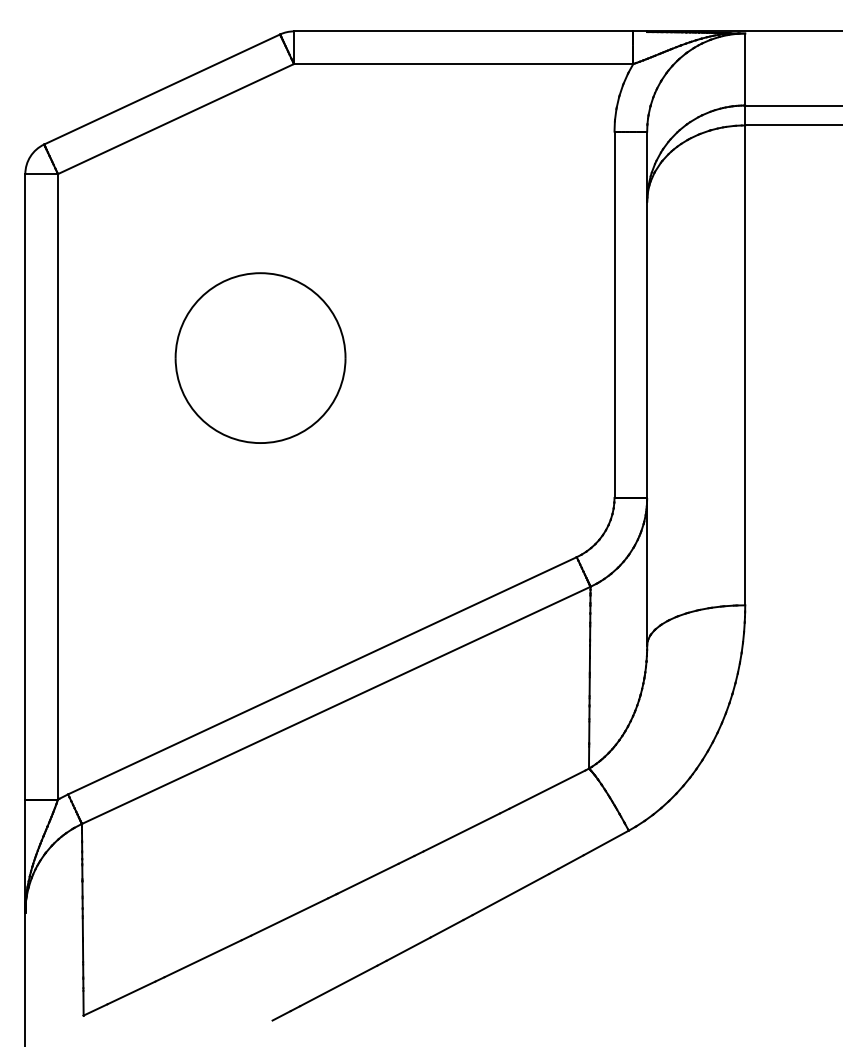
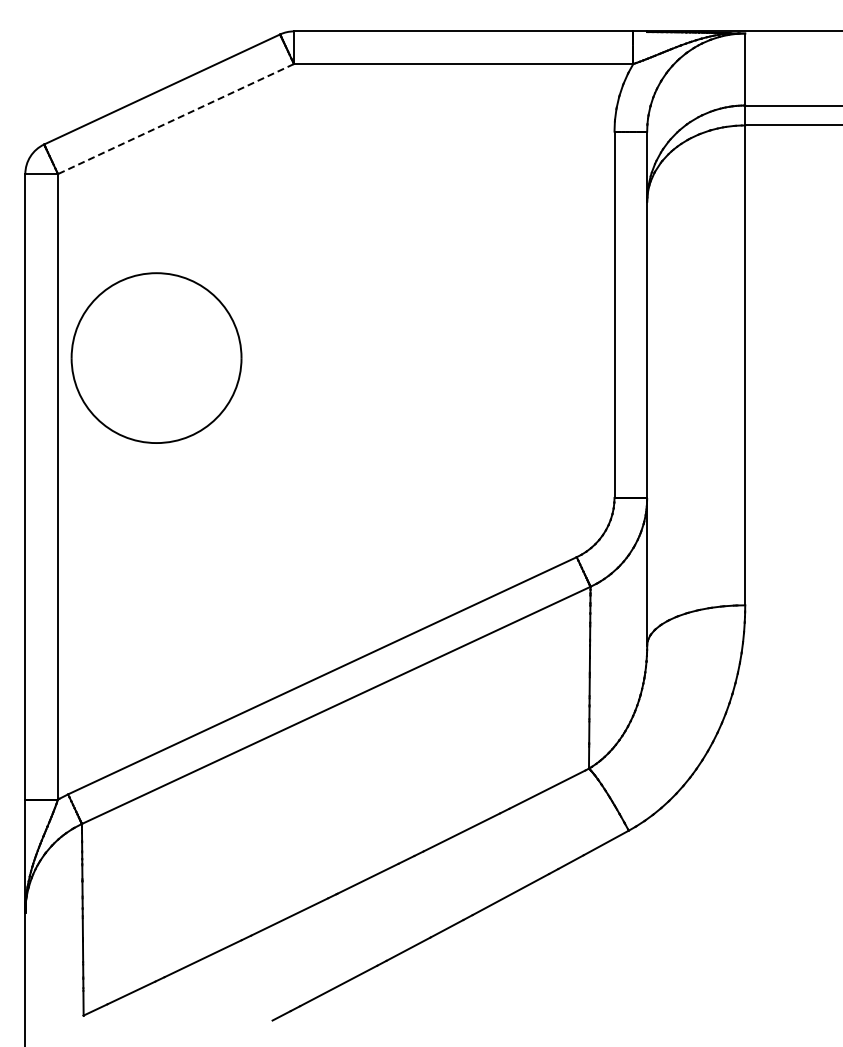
line: solid -> dashed (175, 119)
part position: (260, 357) -> (156, 357) (156, 357)
